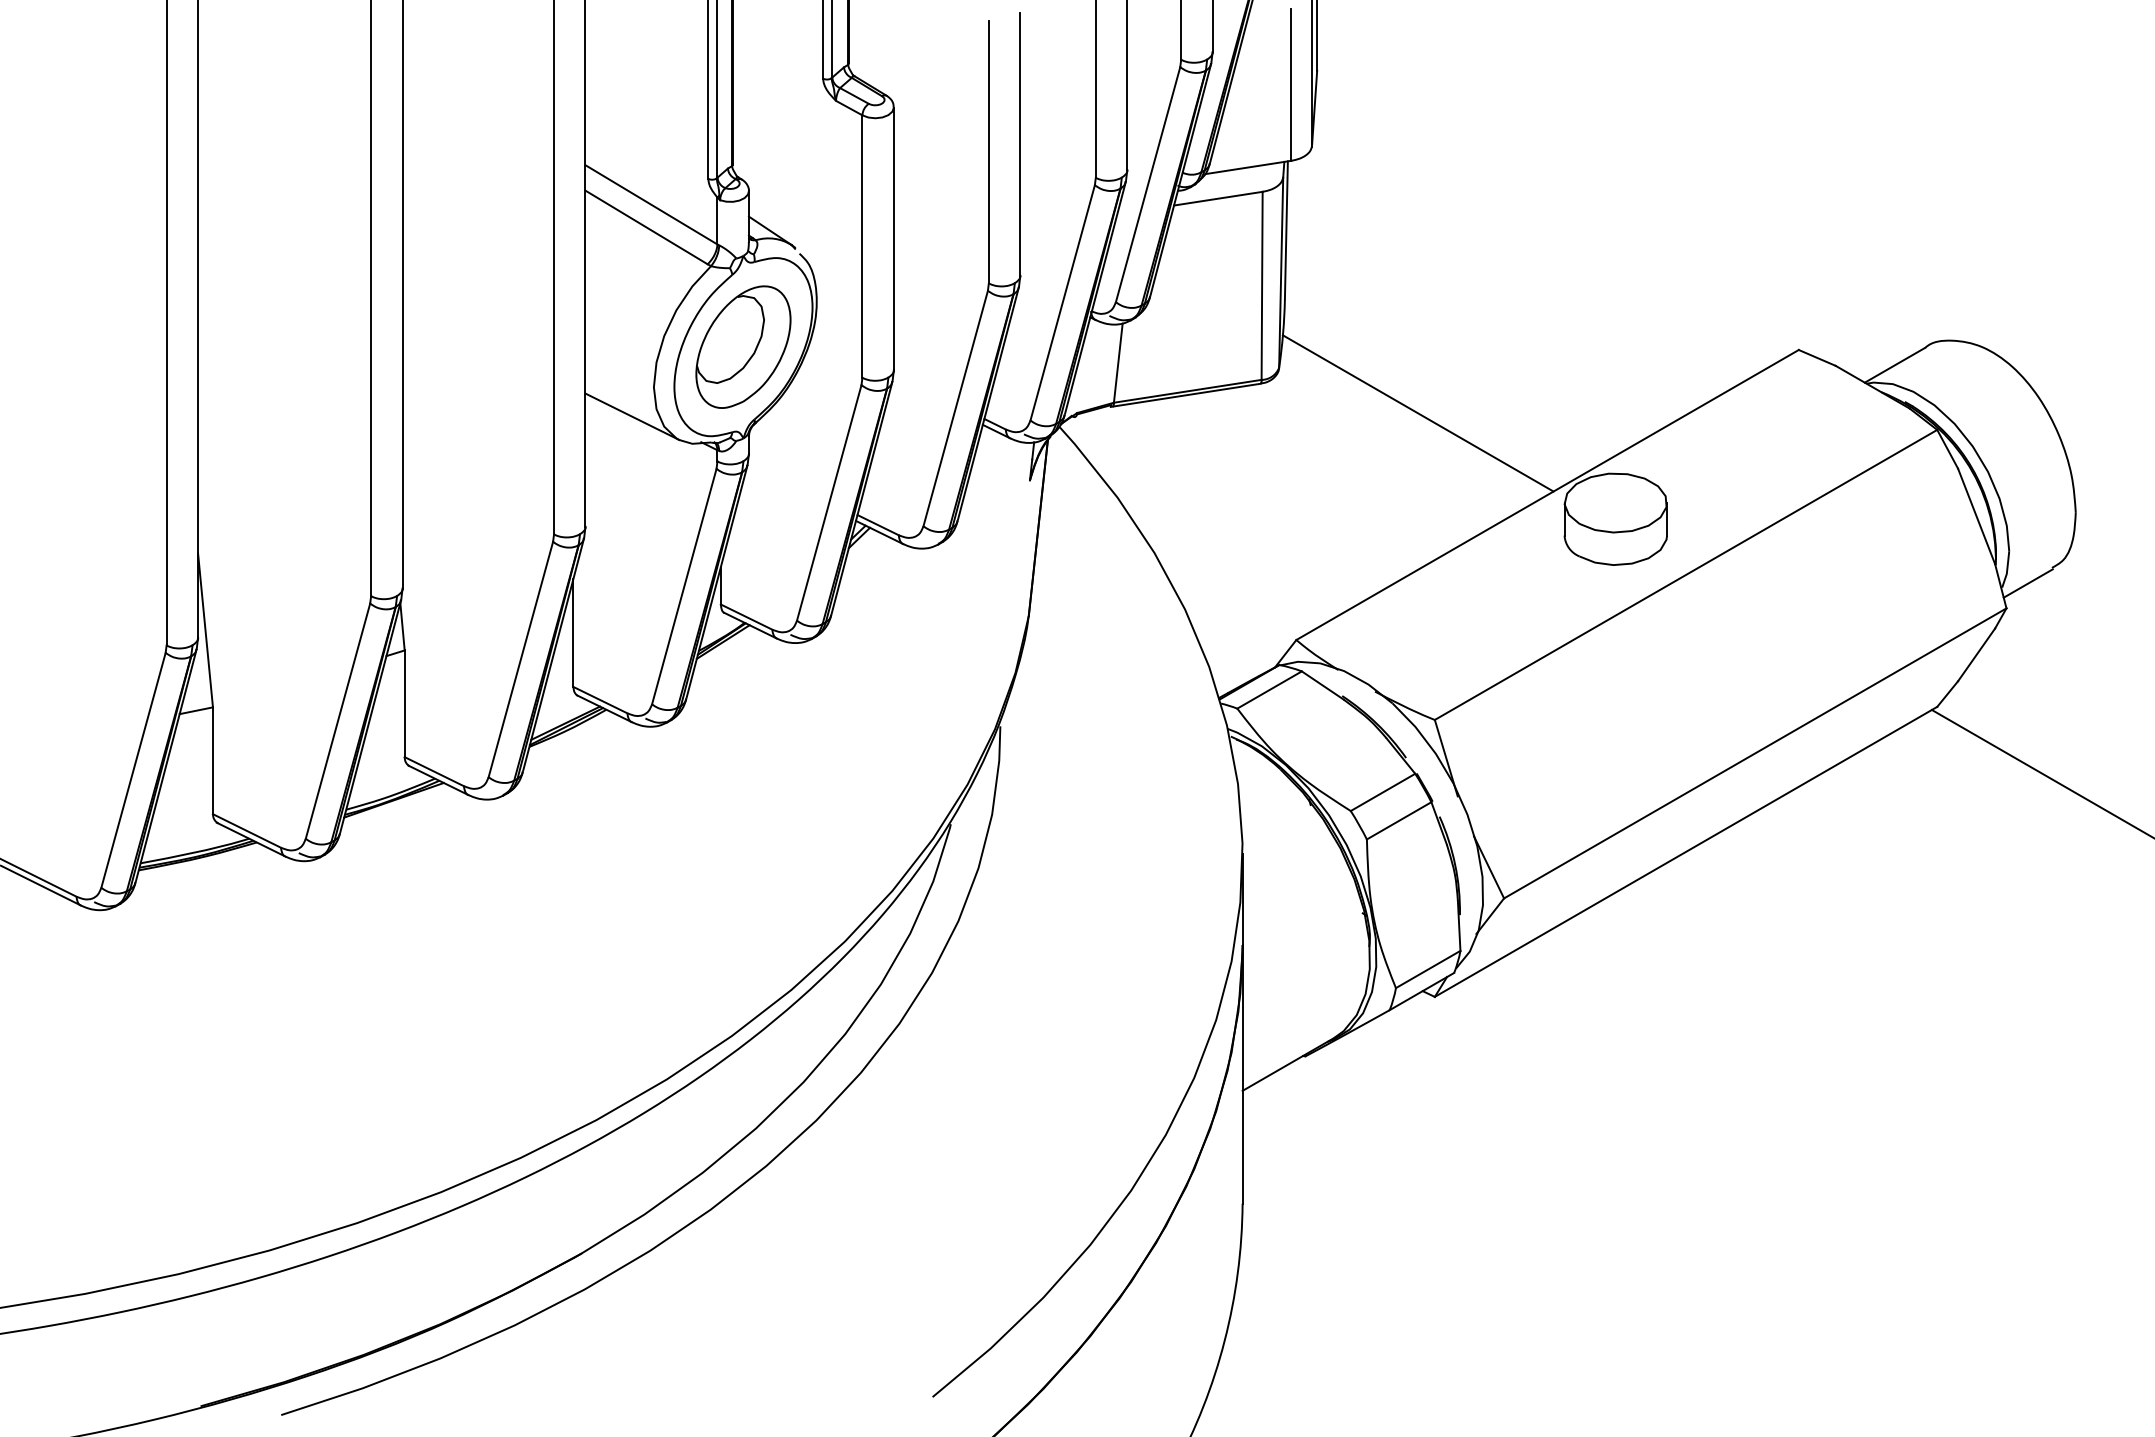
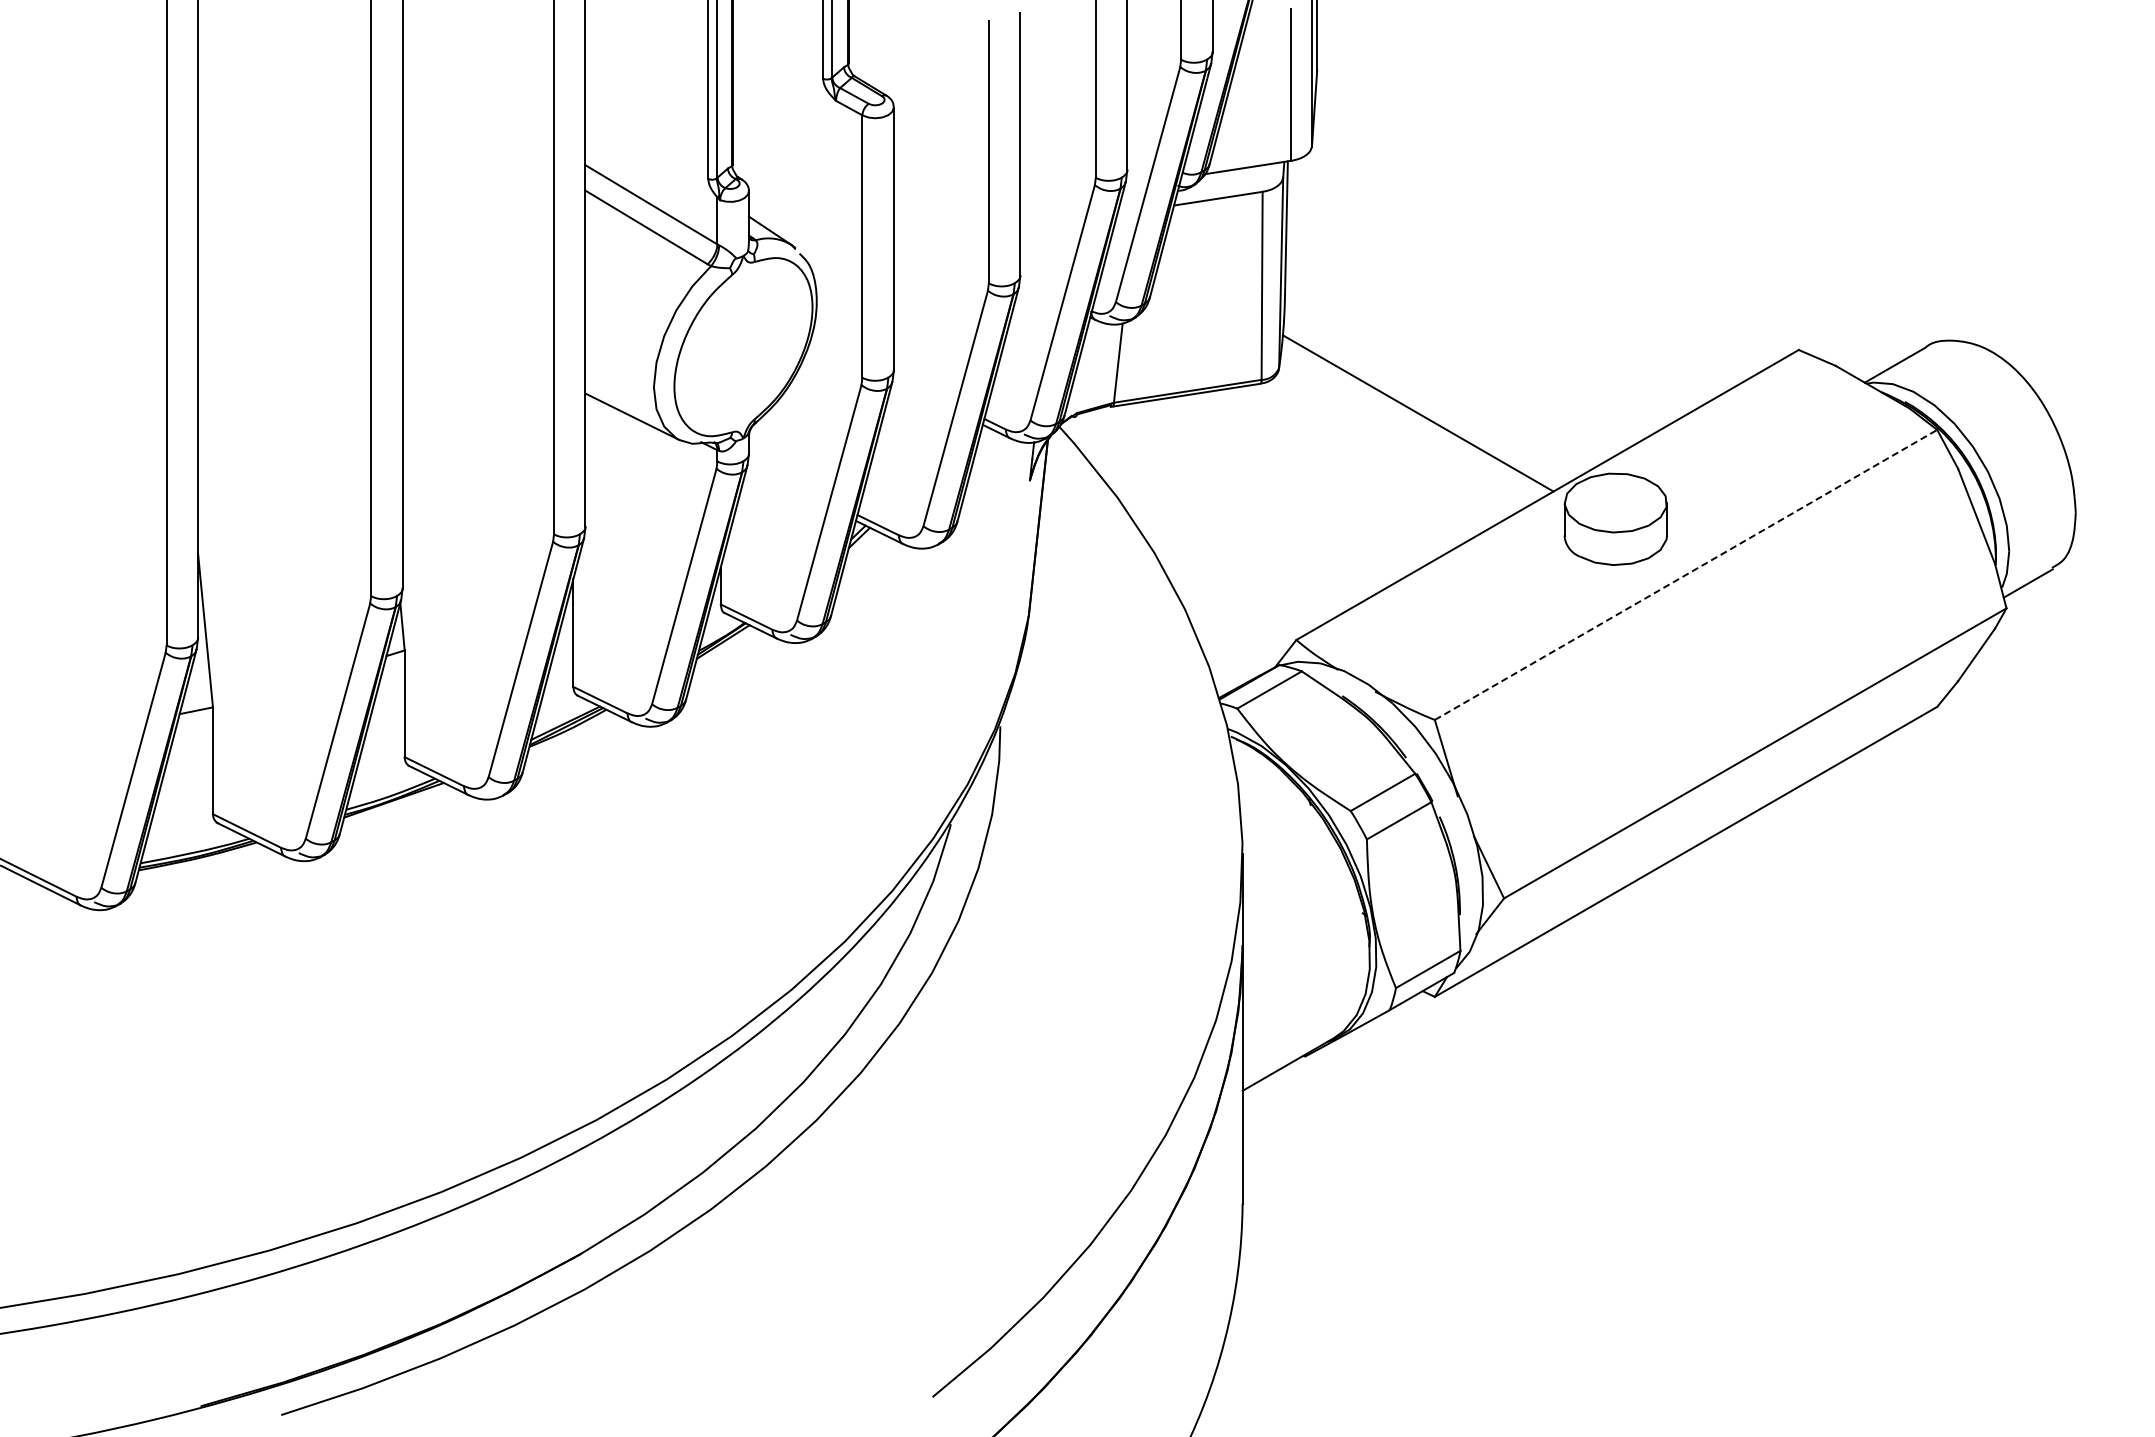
part: present -> none (743, 346)
line: solid -> dashed (1686, 574)
line: present -> none (2041, 772)
